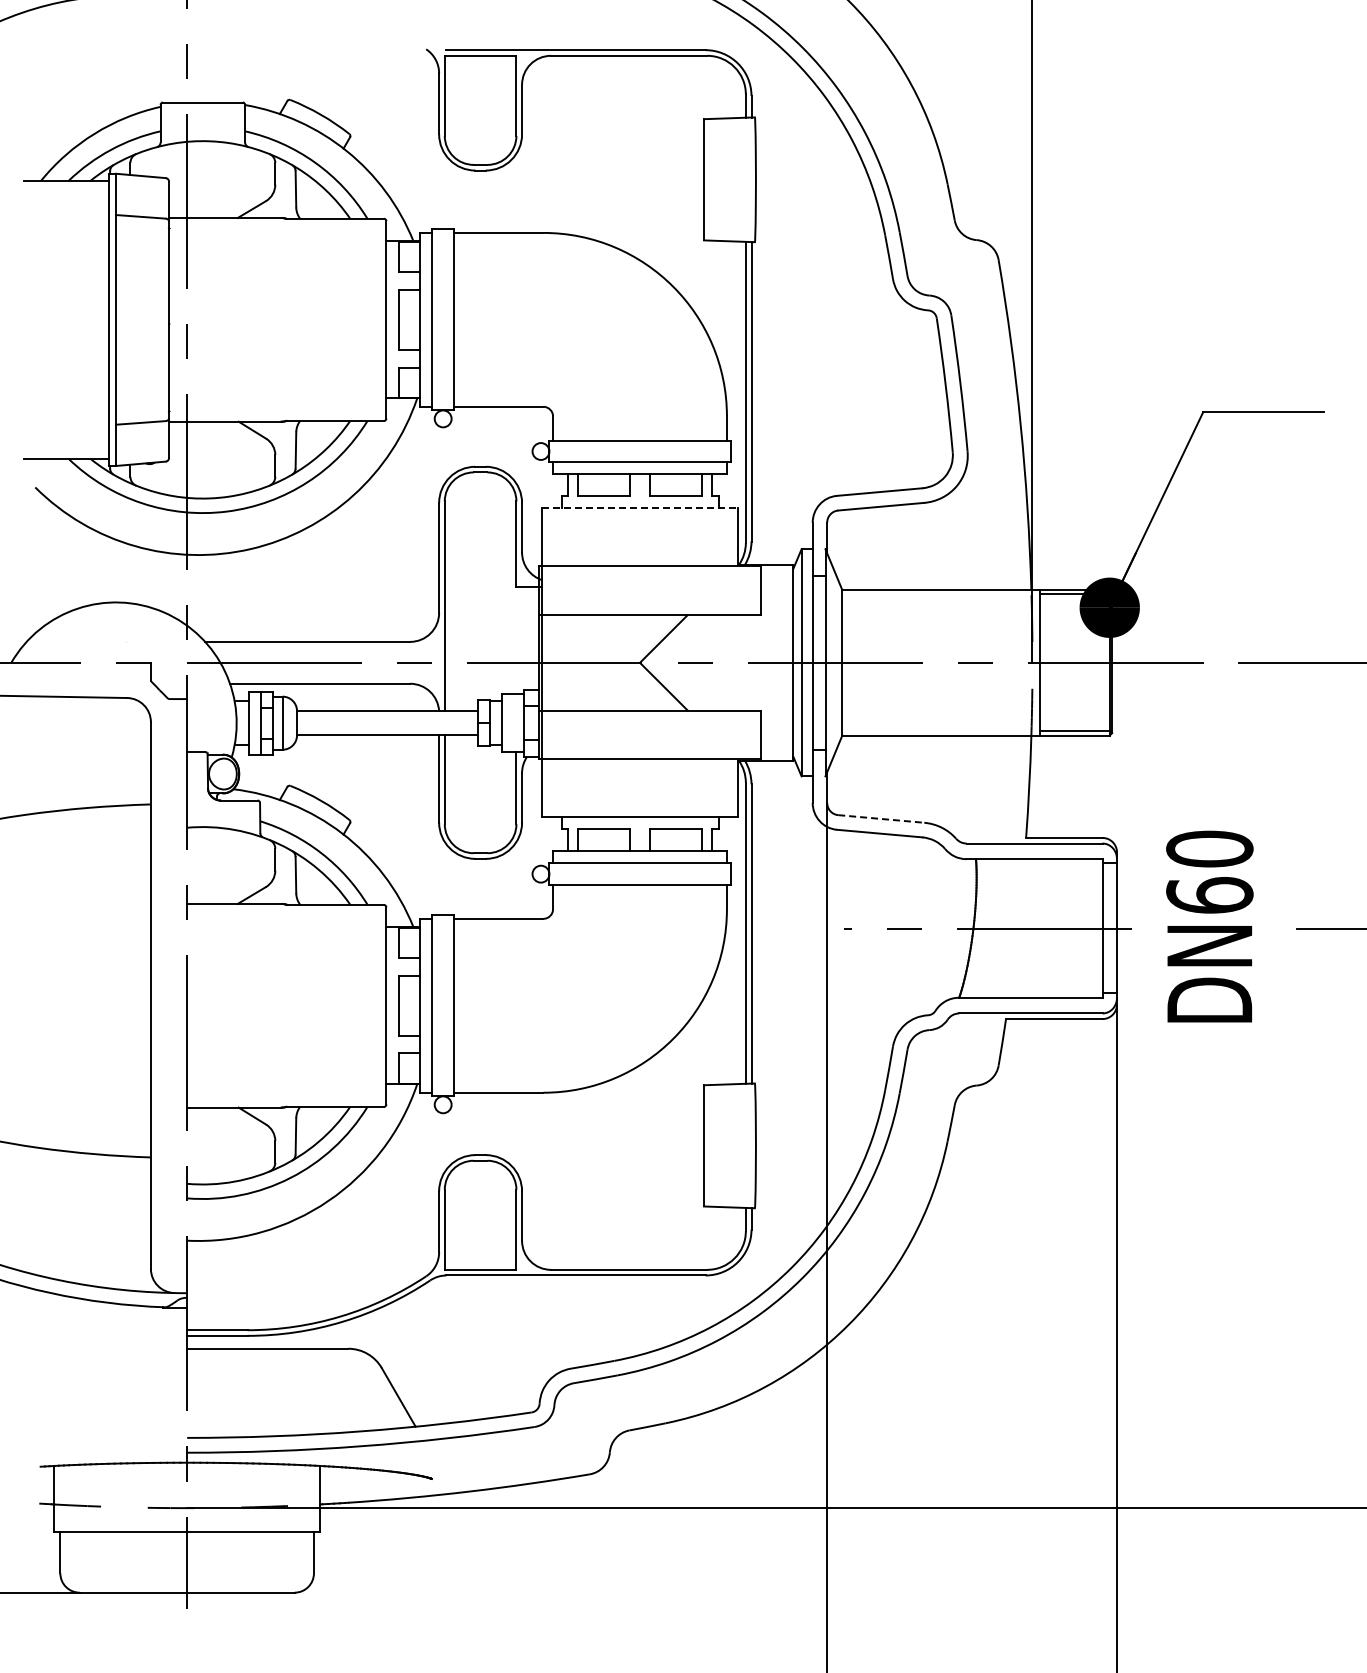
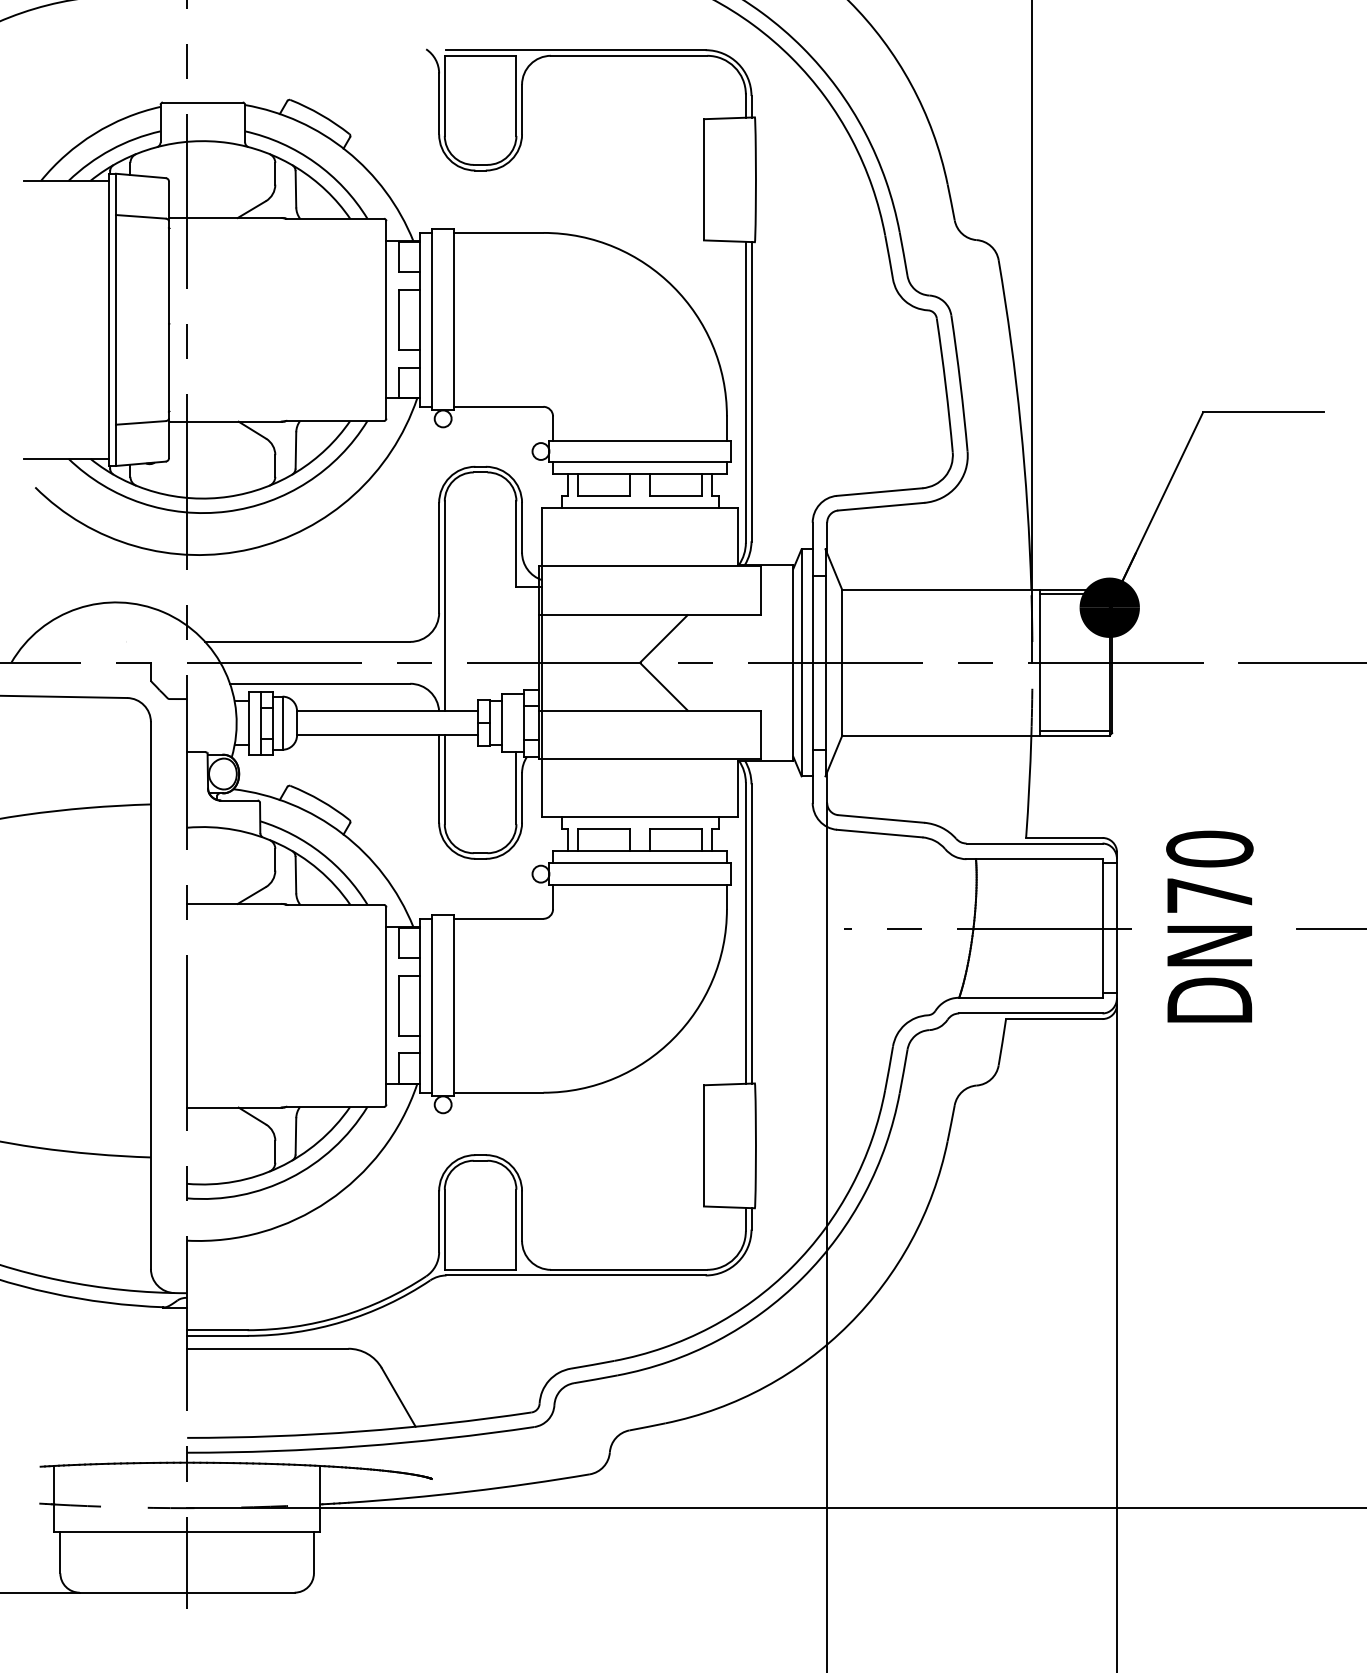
line: dashed -> solid (640, 508)
line: dashed -> solid (881, 819)
text: DN60 -> DN70 (1209, 895)
